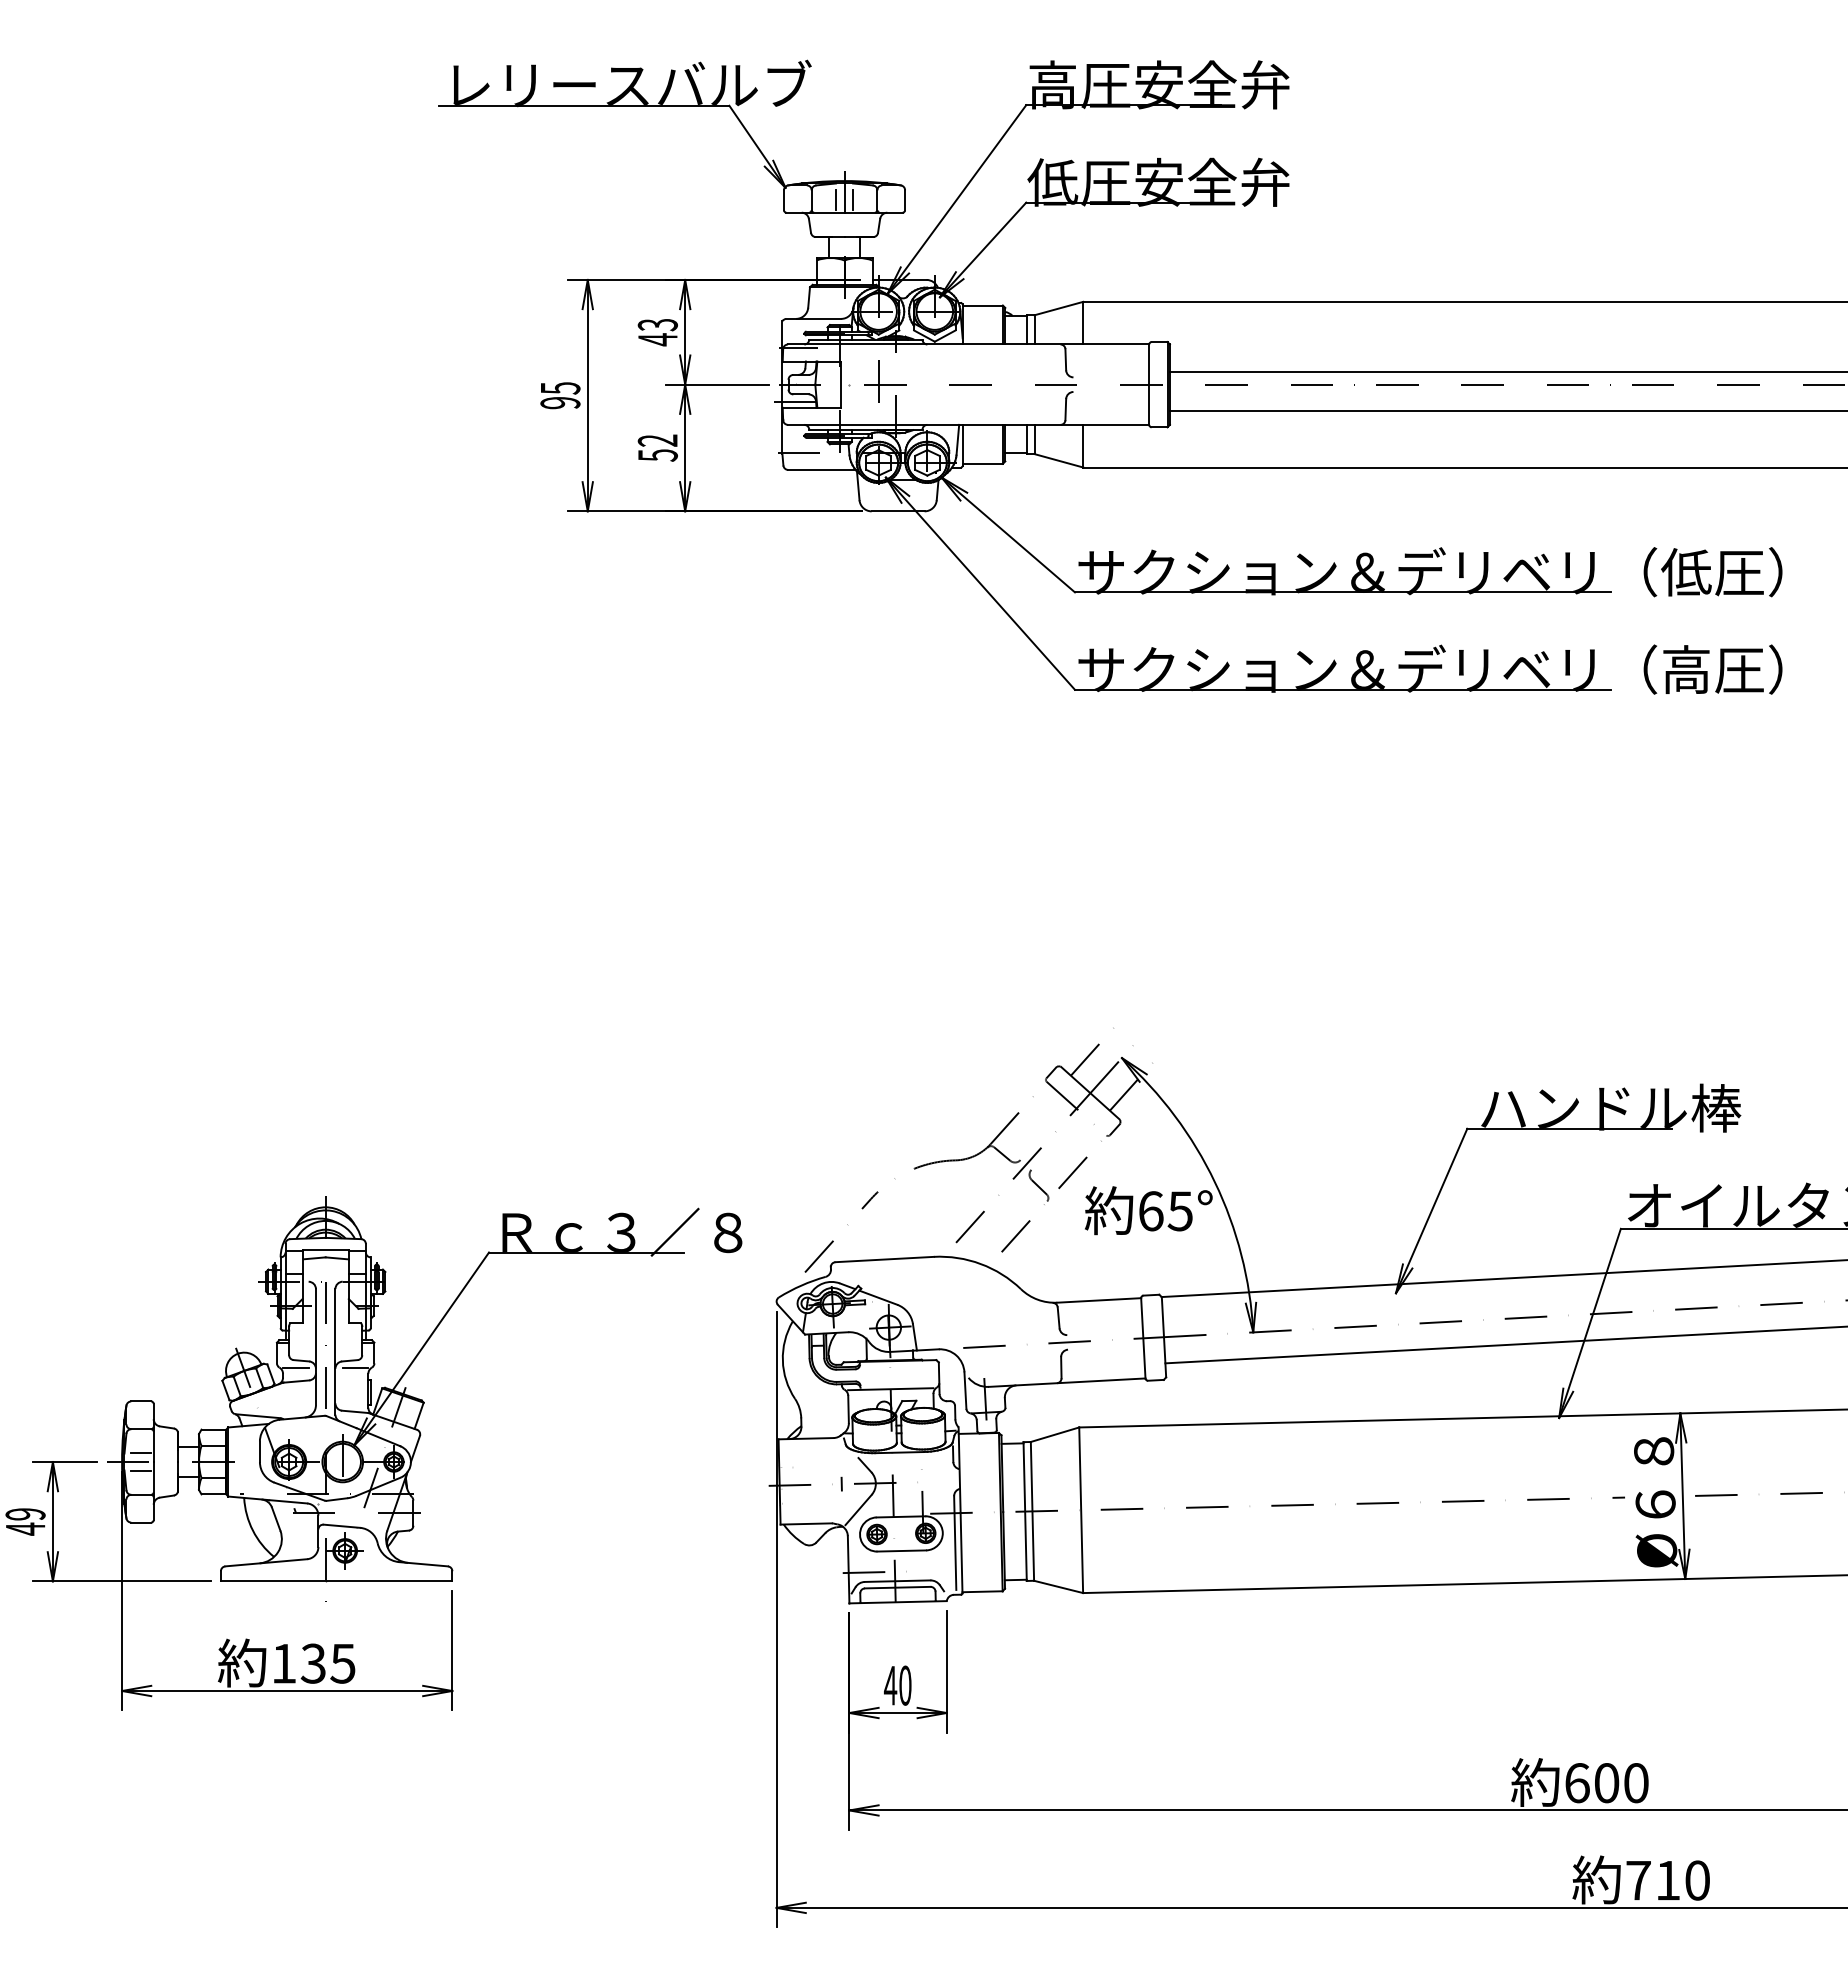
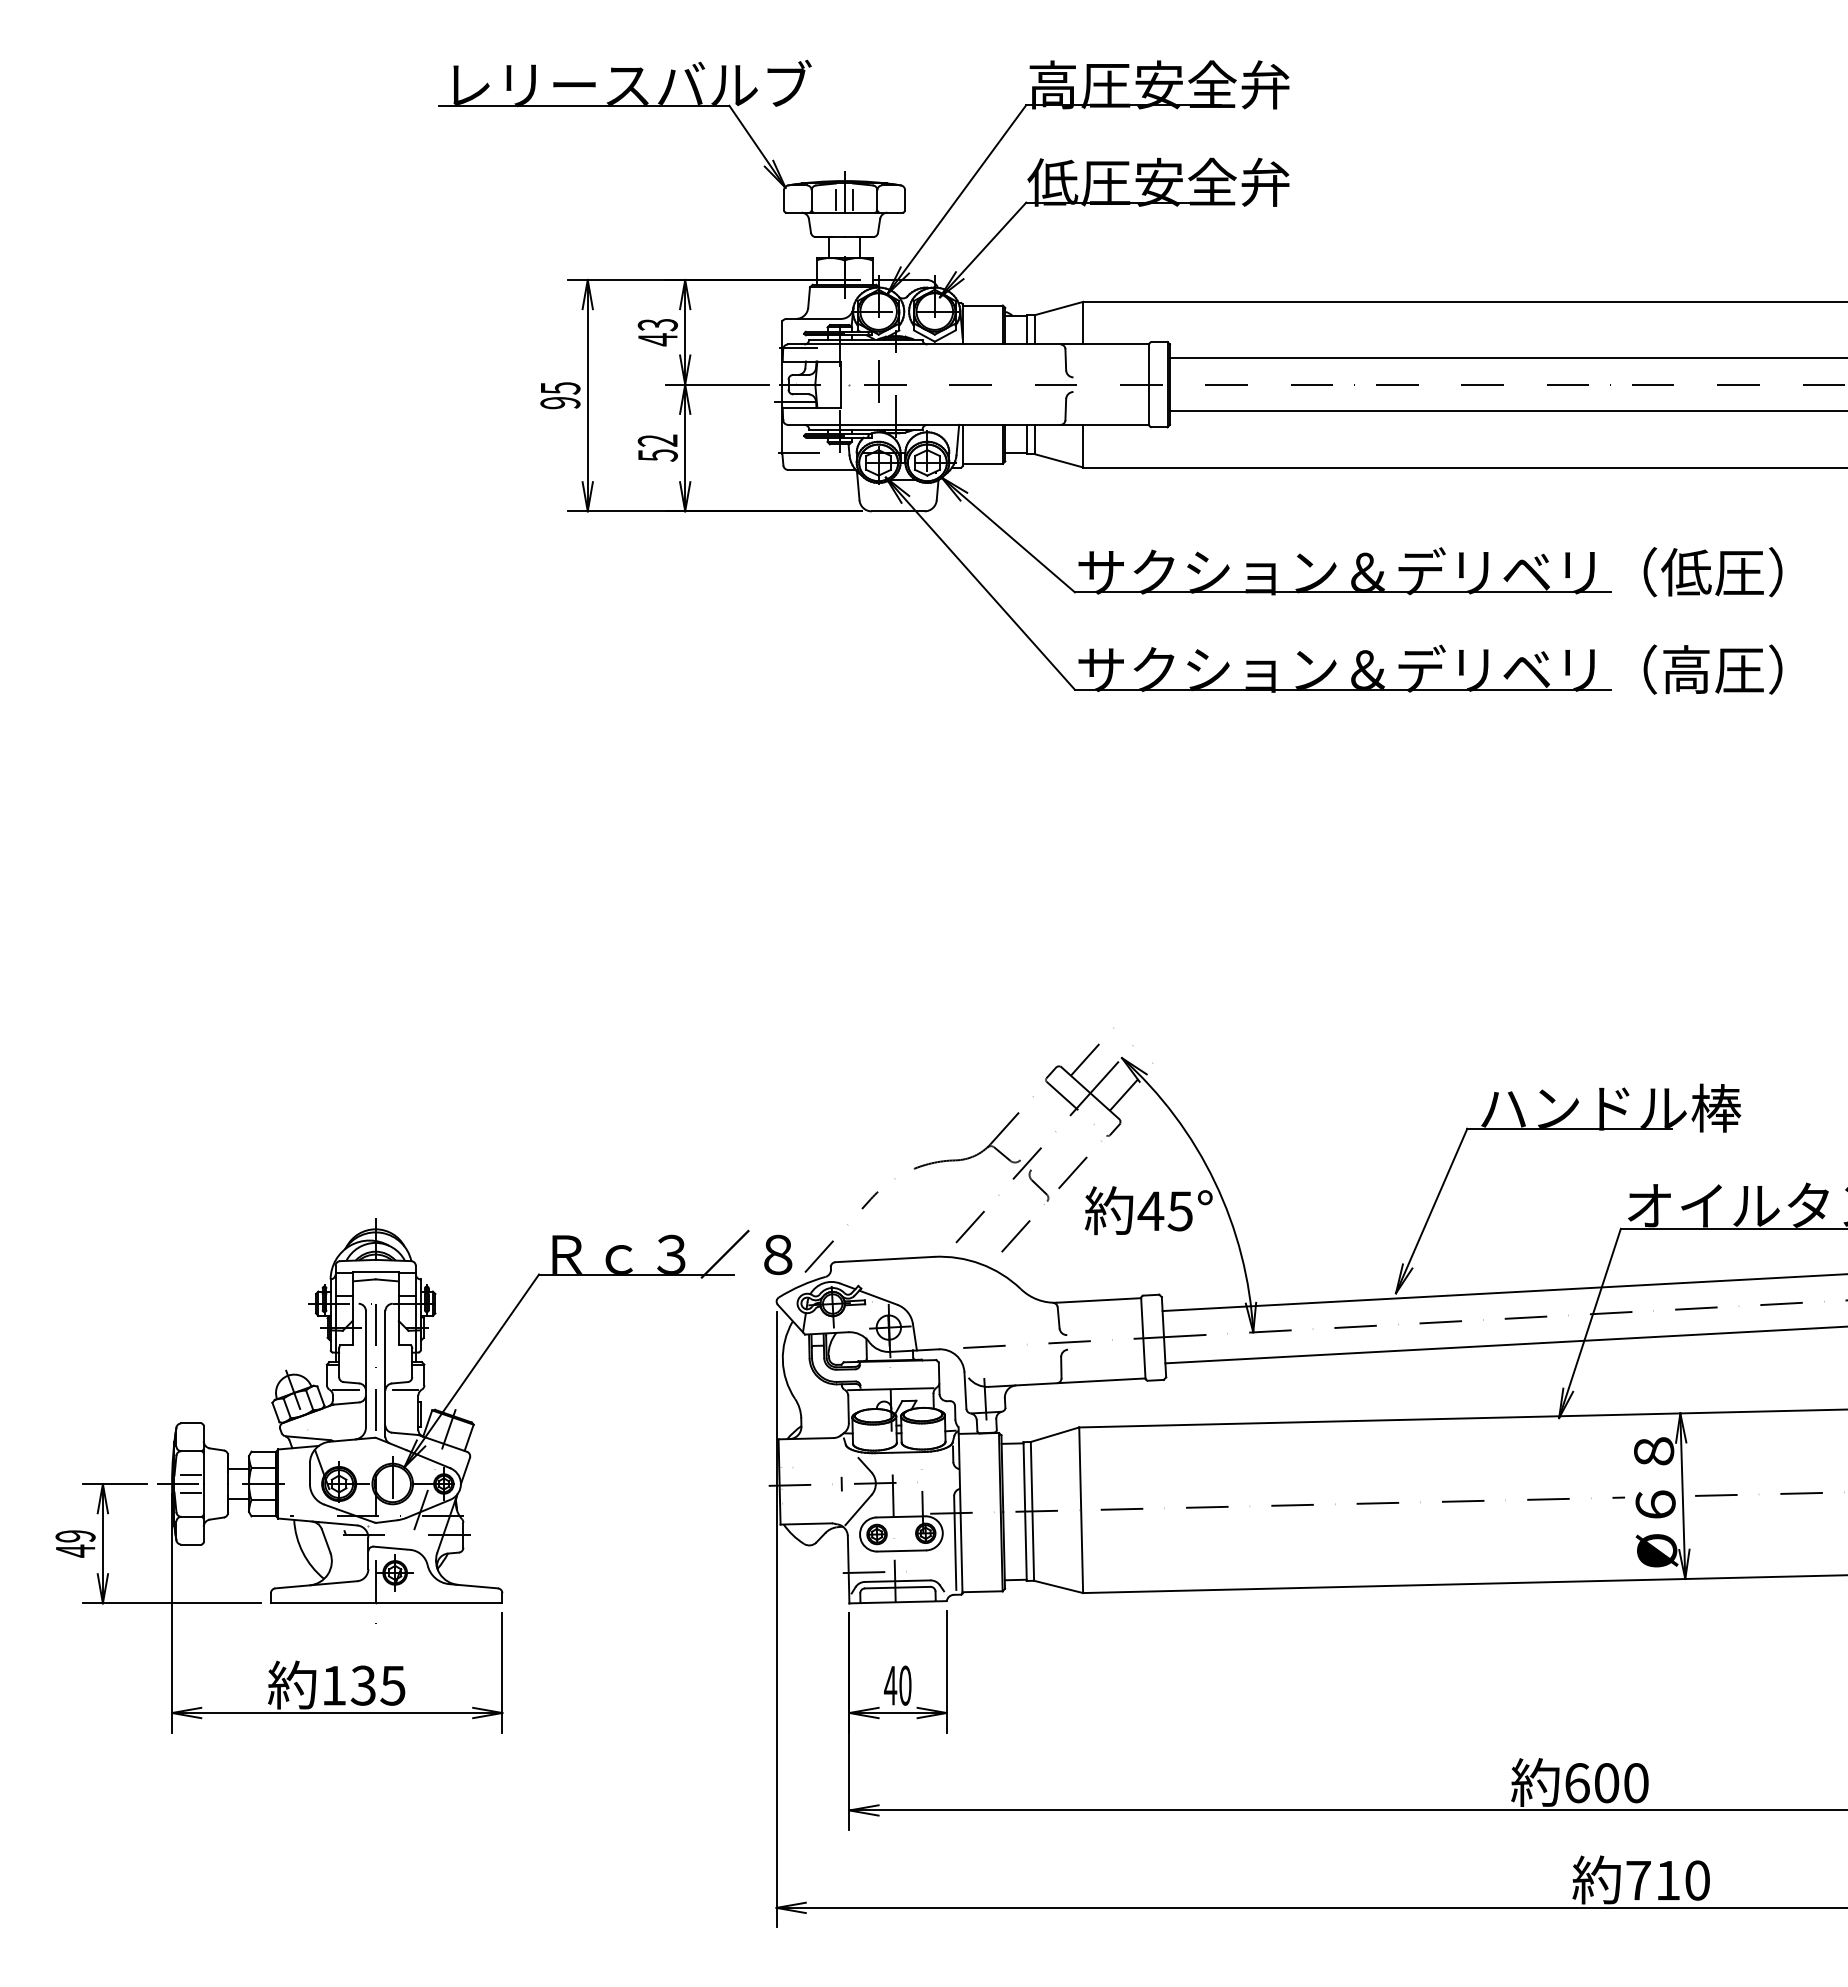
line position: (1506, 372) -> (1506, 358) (1506, 358)
text: 65° -> 45° (1150, 1211)
line position: (1502, 1278) -> (1503, 1292) (1503, 1292)
part position: (373, 1453) -> (423, 1475) (423, 1475)
